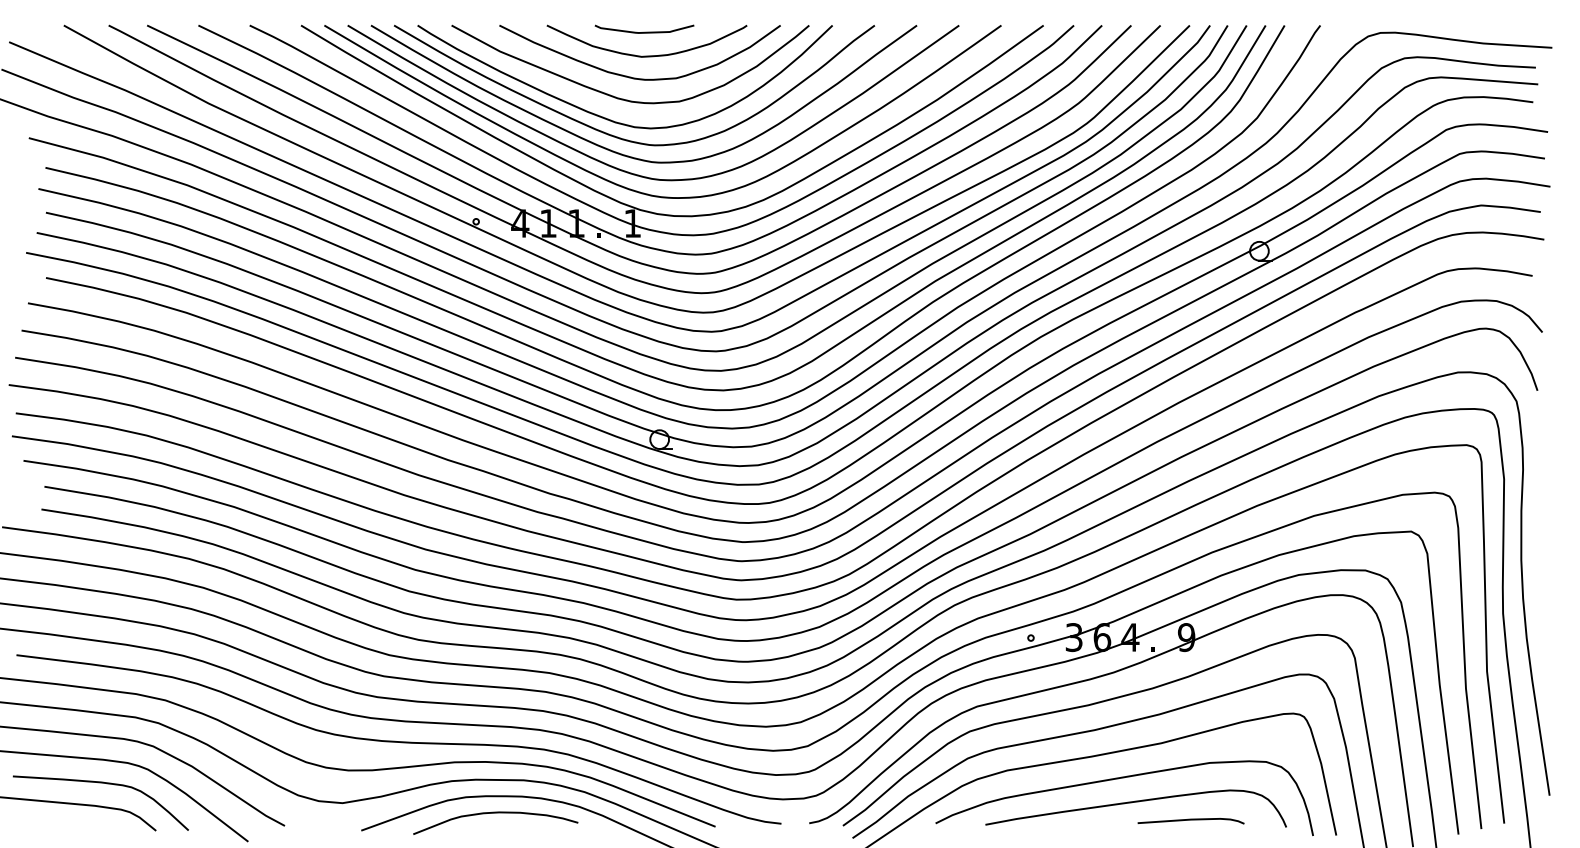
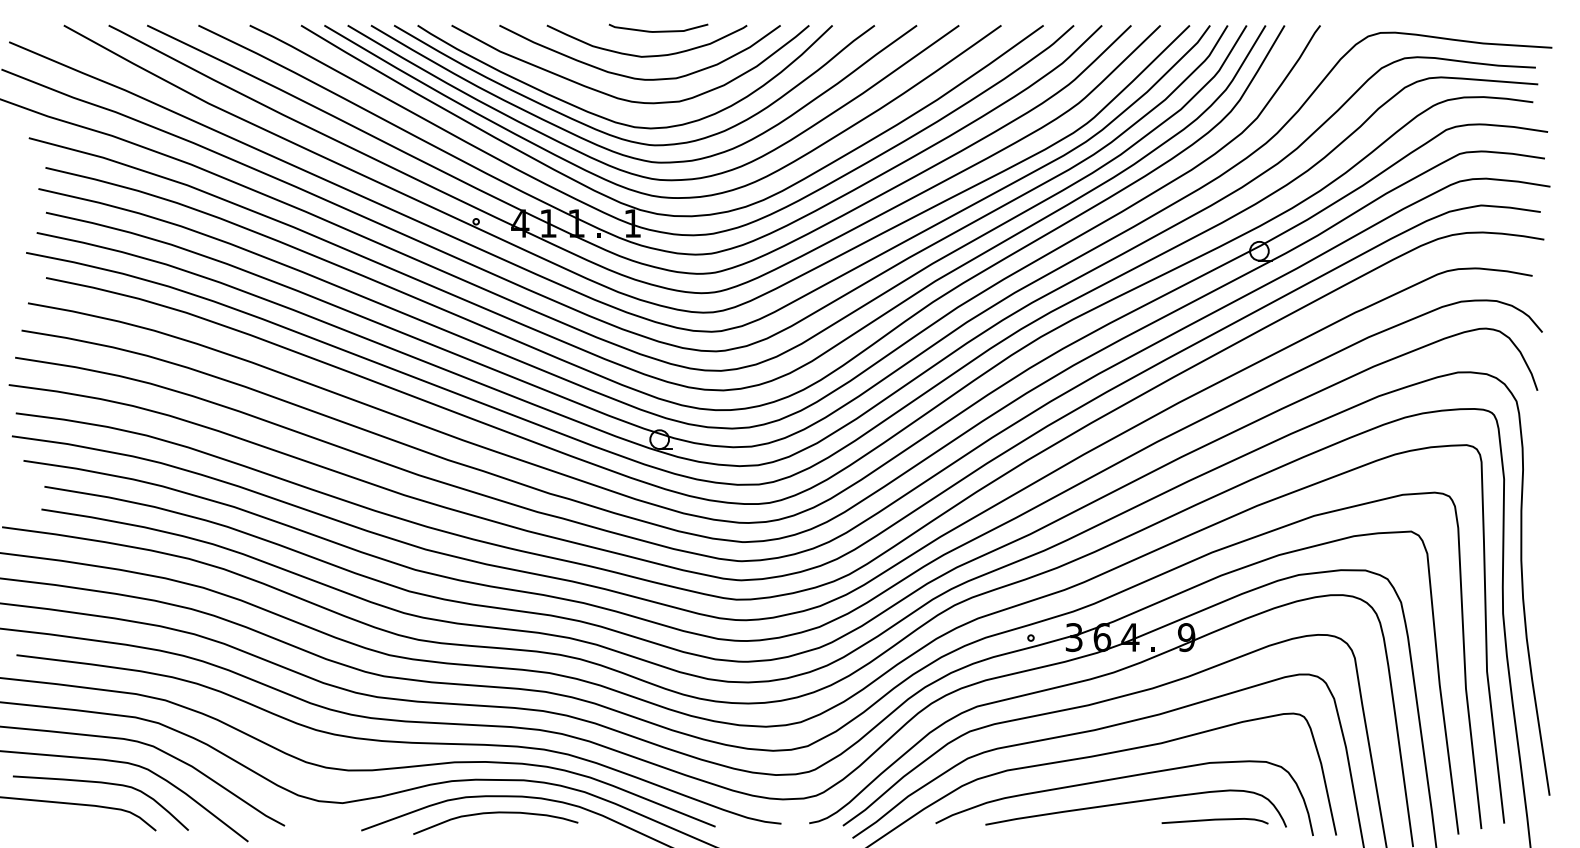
curve position: (644, 31) -> (658, 30) (658, 30)
curve position: (1190, 820) -> (1214, 820) (1214, 820)
